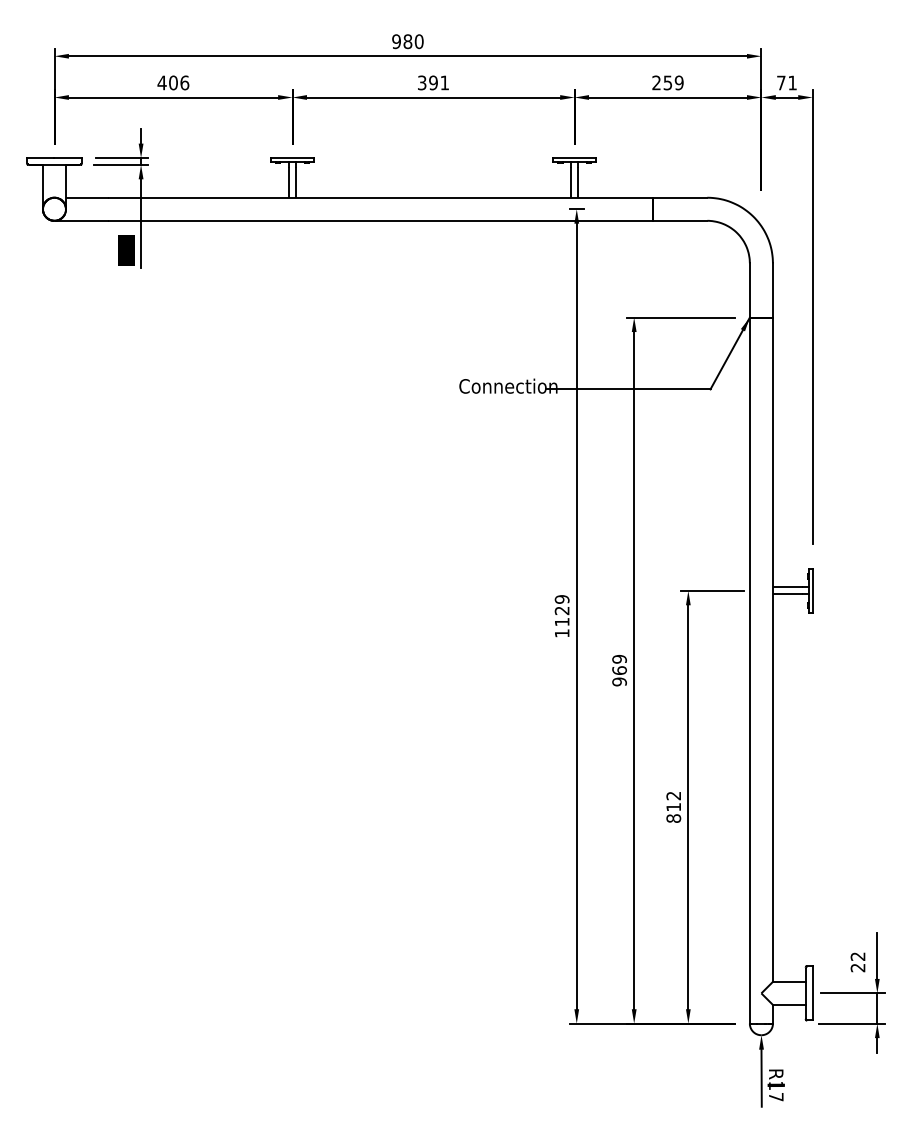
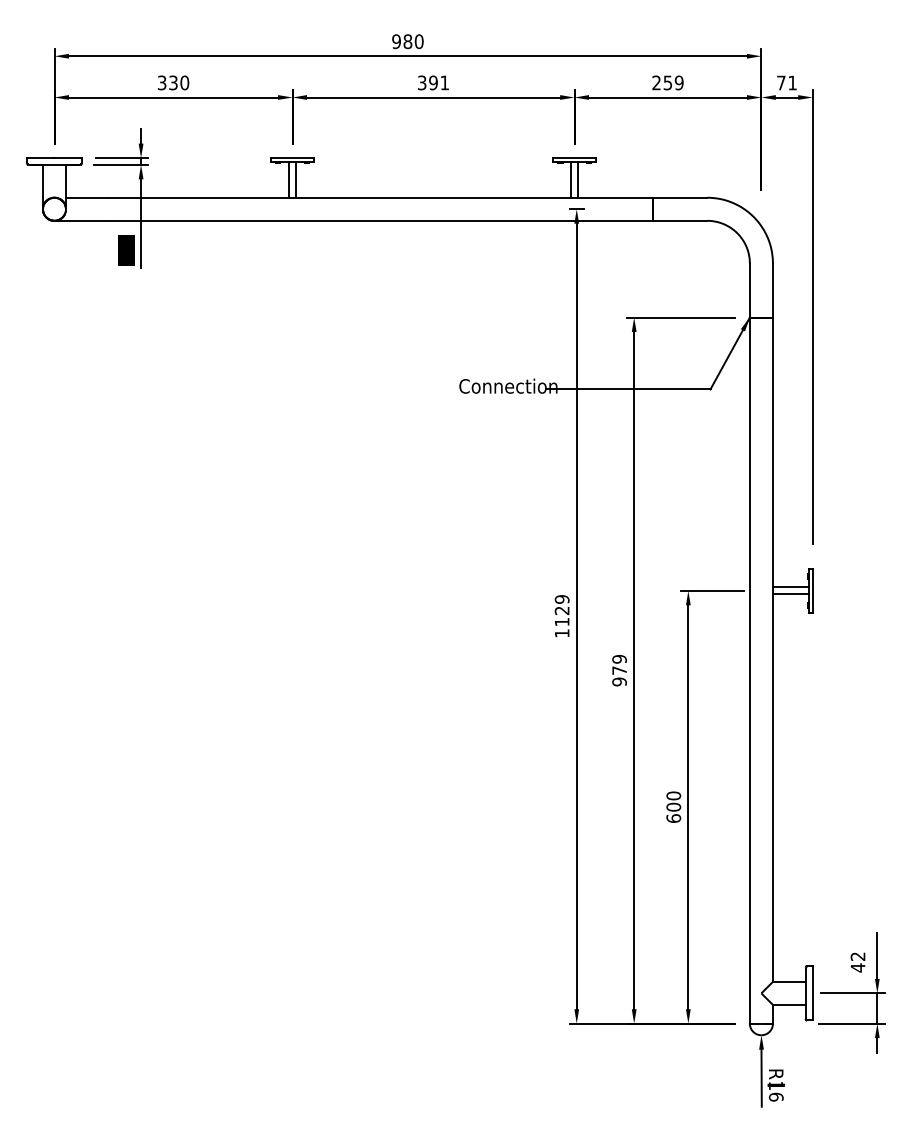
text: 406 -> 330 (173, 82)
text: 969 -> 979 (619, 670)
text: 812 -> 600 (673, 806)
text: 22 -> 42 (857, 967)
text: R17 -> R16 (775, 1096)
